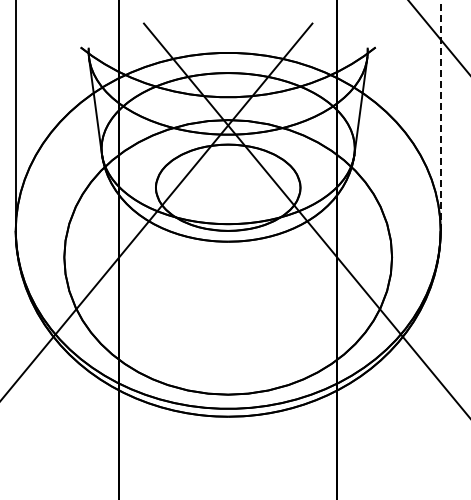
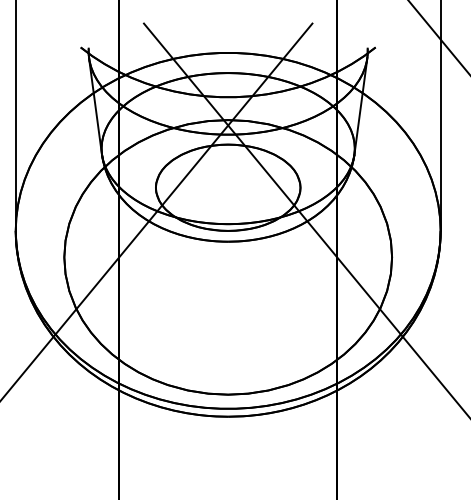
line: dashed -> solid (440, 115)
